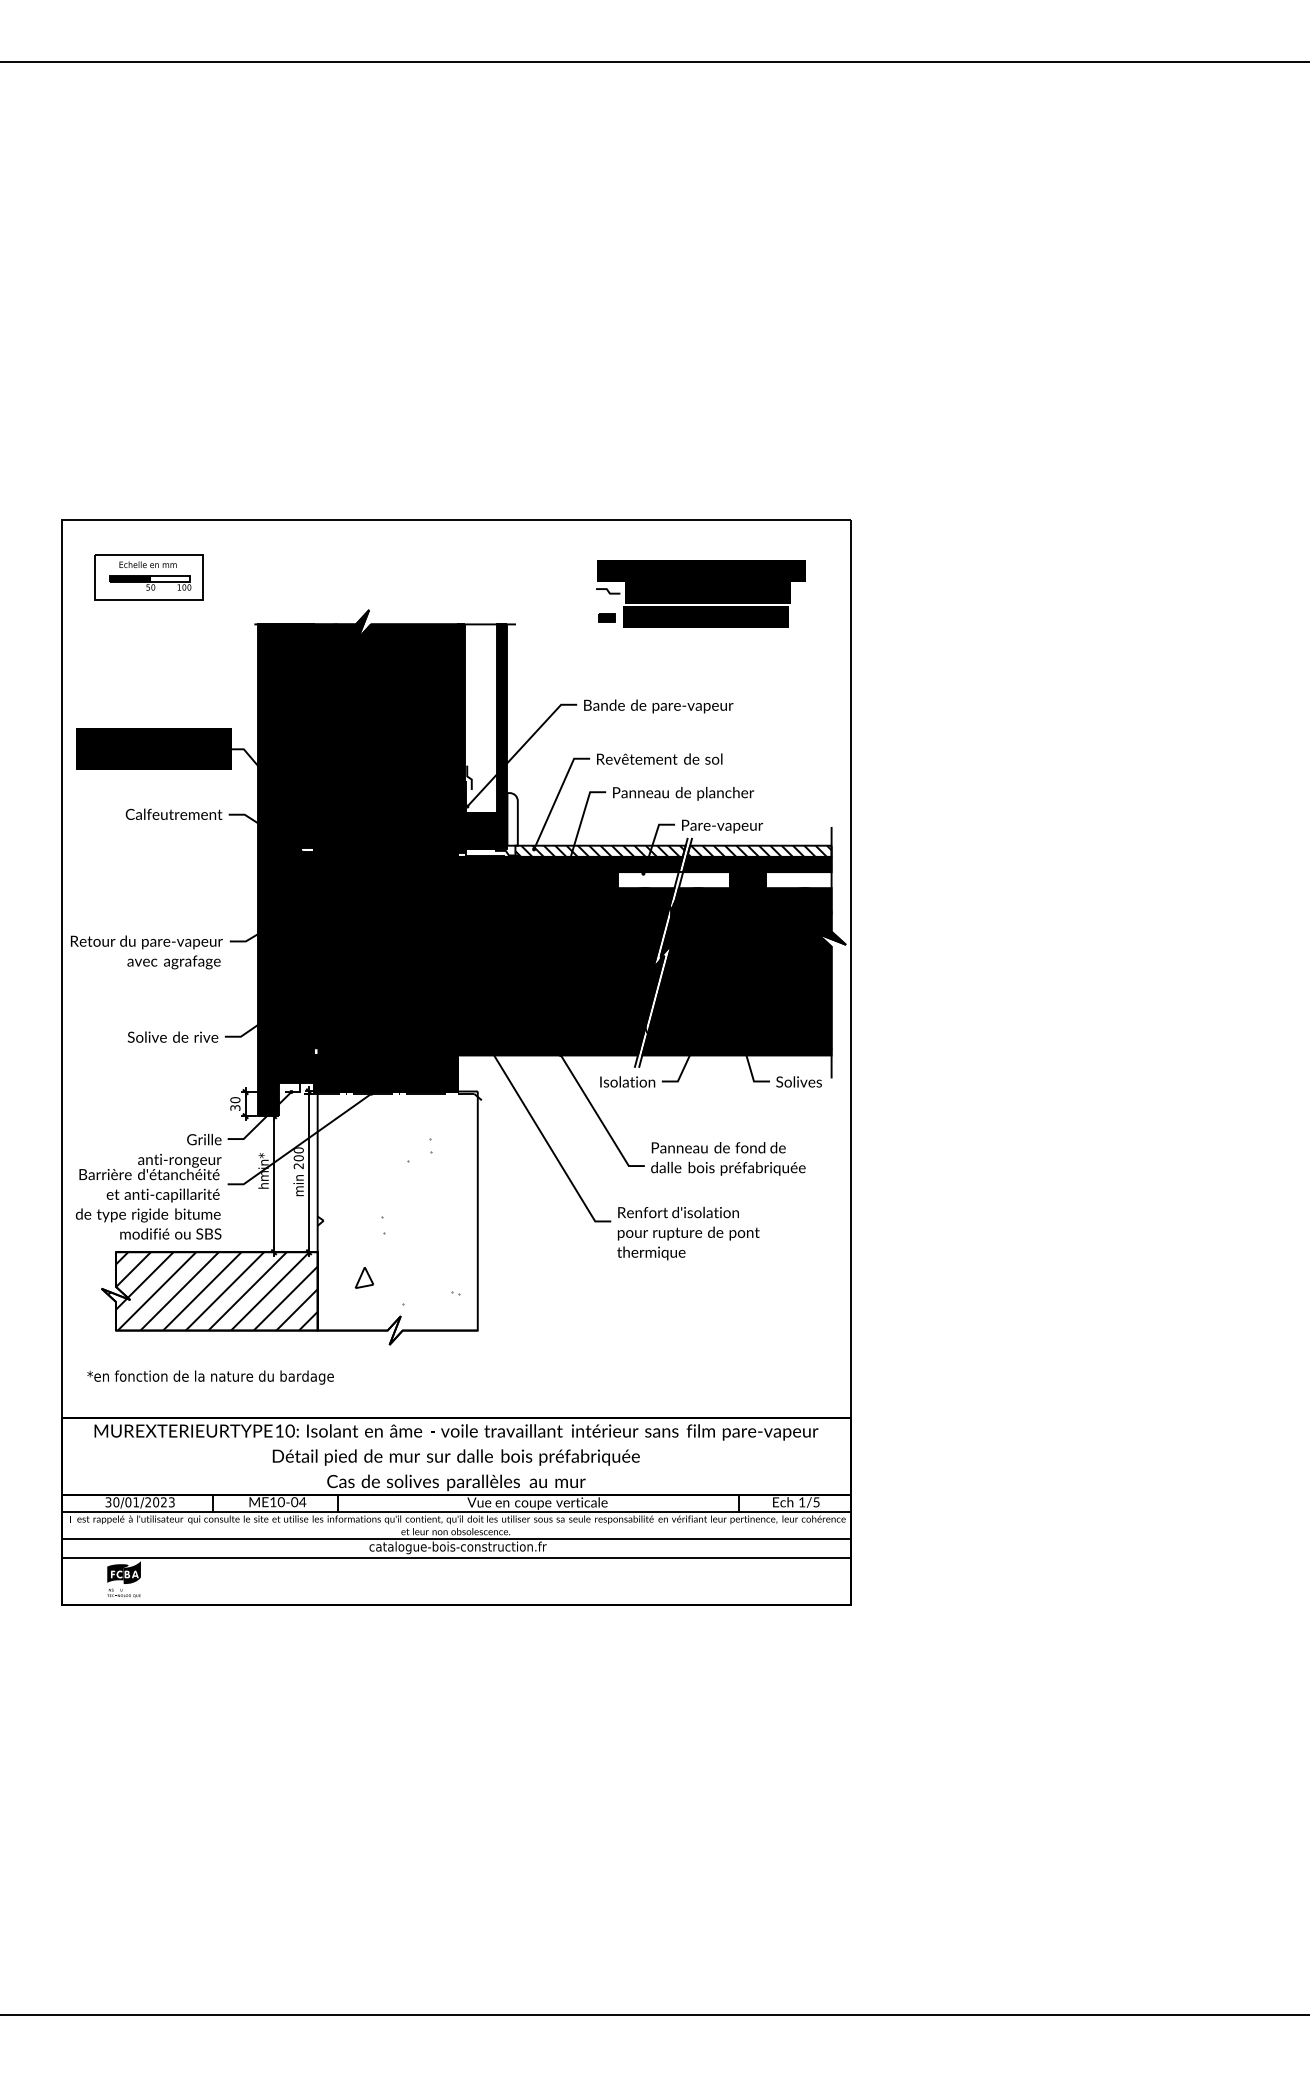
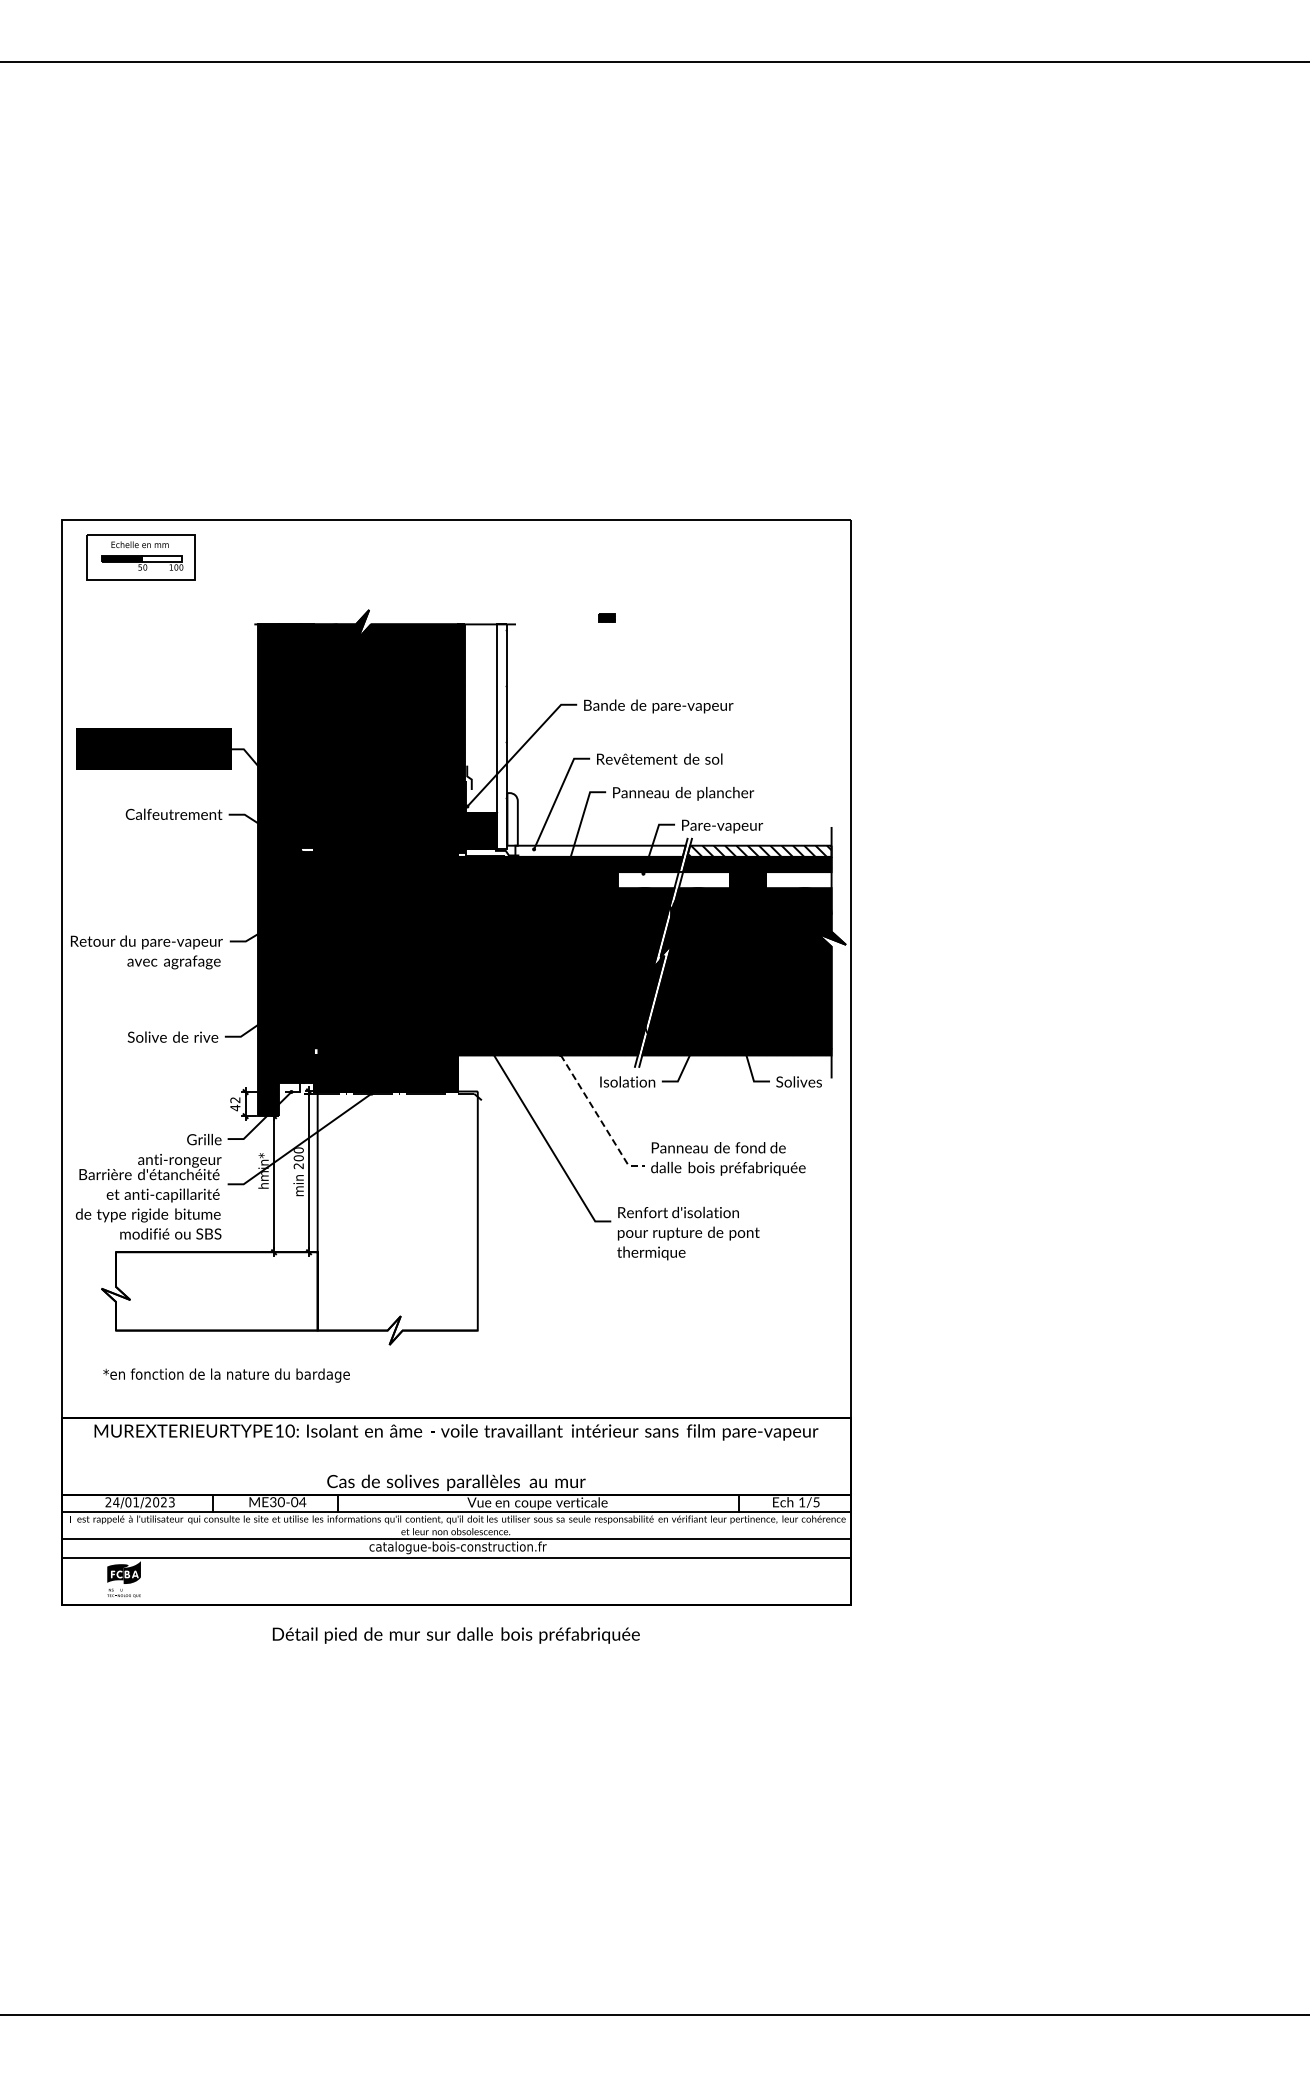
part position: (148, 577) -> (140, 557) (140, 557)
part: present -> none (700, 593)
fill: present -> none (502, 736)
hatch: present -> none (599, 850)
text: 30 -> 42 (235, 1104)
line: solid -> dashed (599, 1118)
hatch: present -> none (388, 1221)
hatch: present -> none (212, 1291)
text position: (210, 1377) -> (226, 1375) (226, 1375)
text position: (455, 1457) -> (455, 1635) (455, 1635)
text: 30/01/2023 -> 24/01/2023 (112, 1502)
text: \c16711848;ME10-04 -> \c16711848;ME30-04 (273, 1502)
